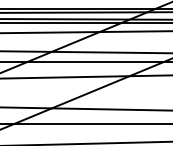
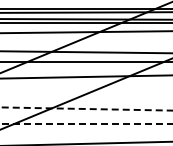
line: solid -> dashed (86, 109)
line: solid -> dashed (86, 124)
